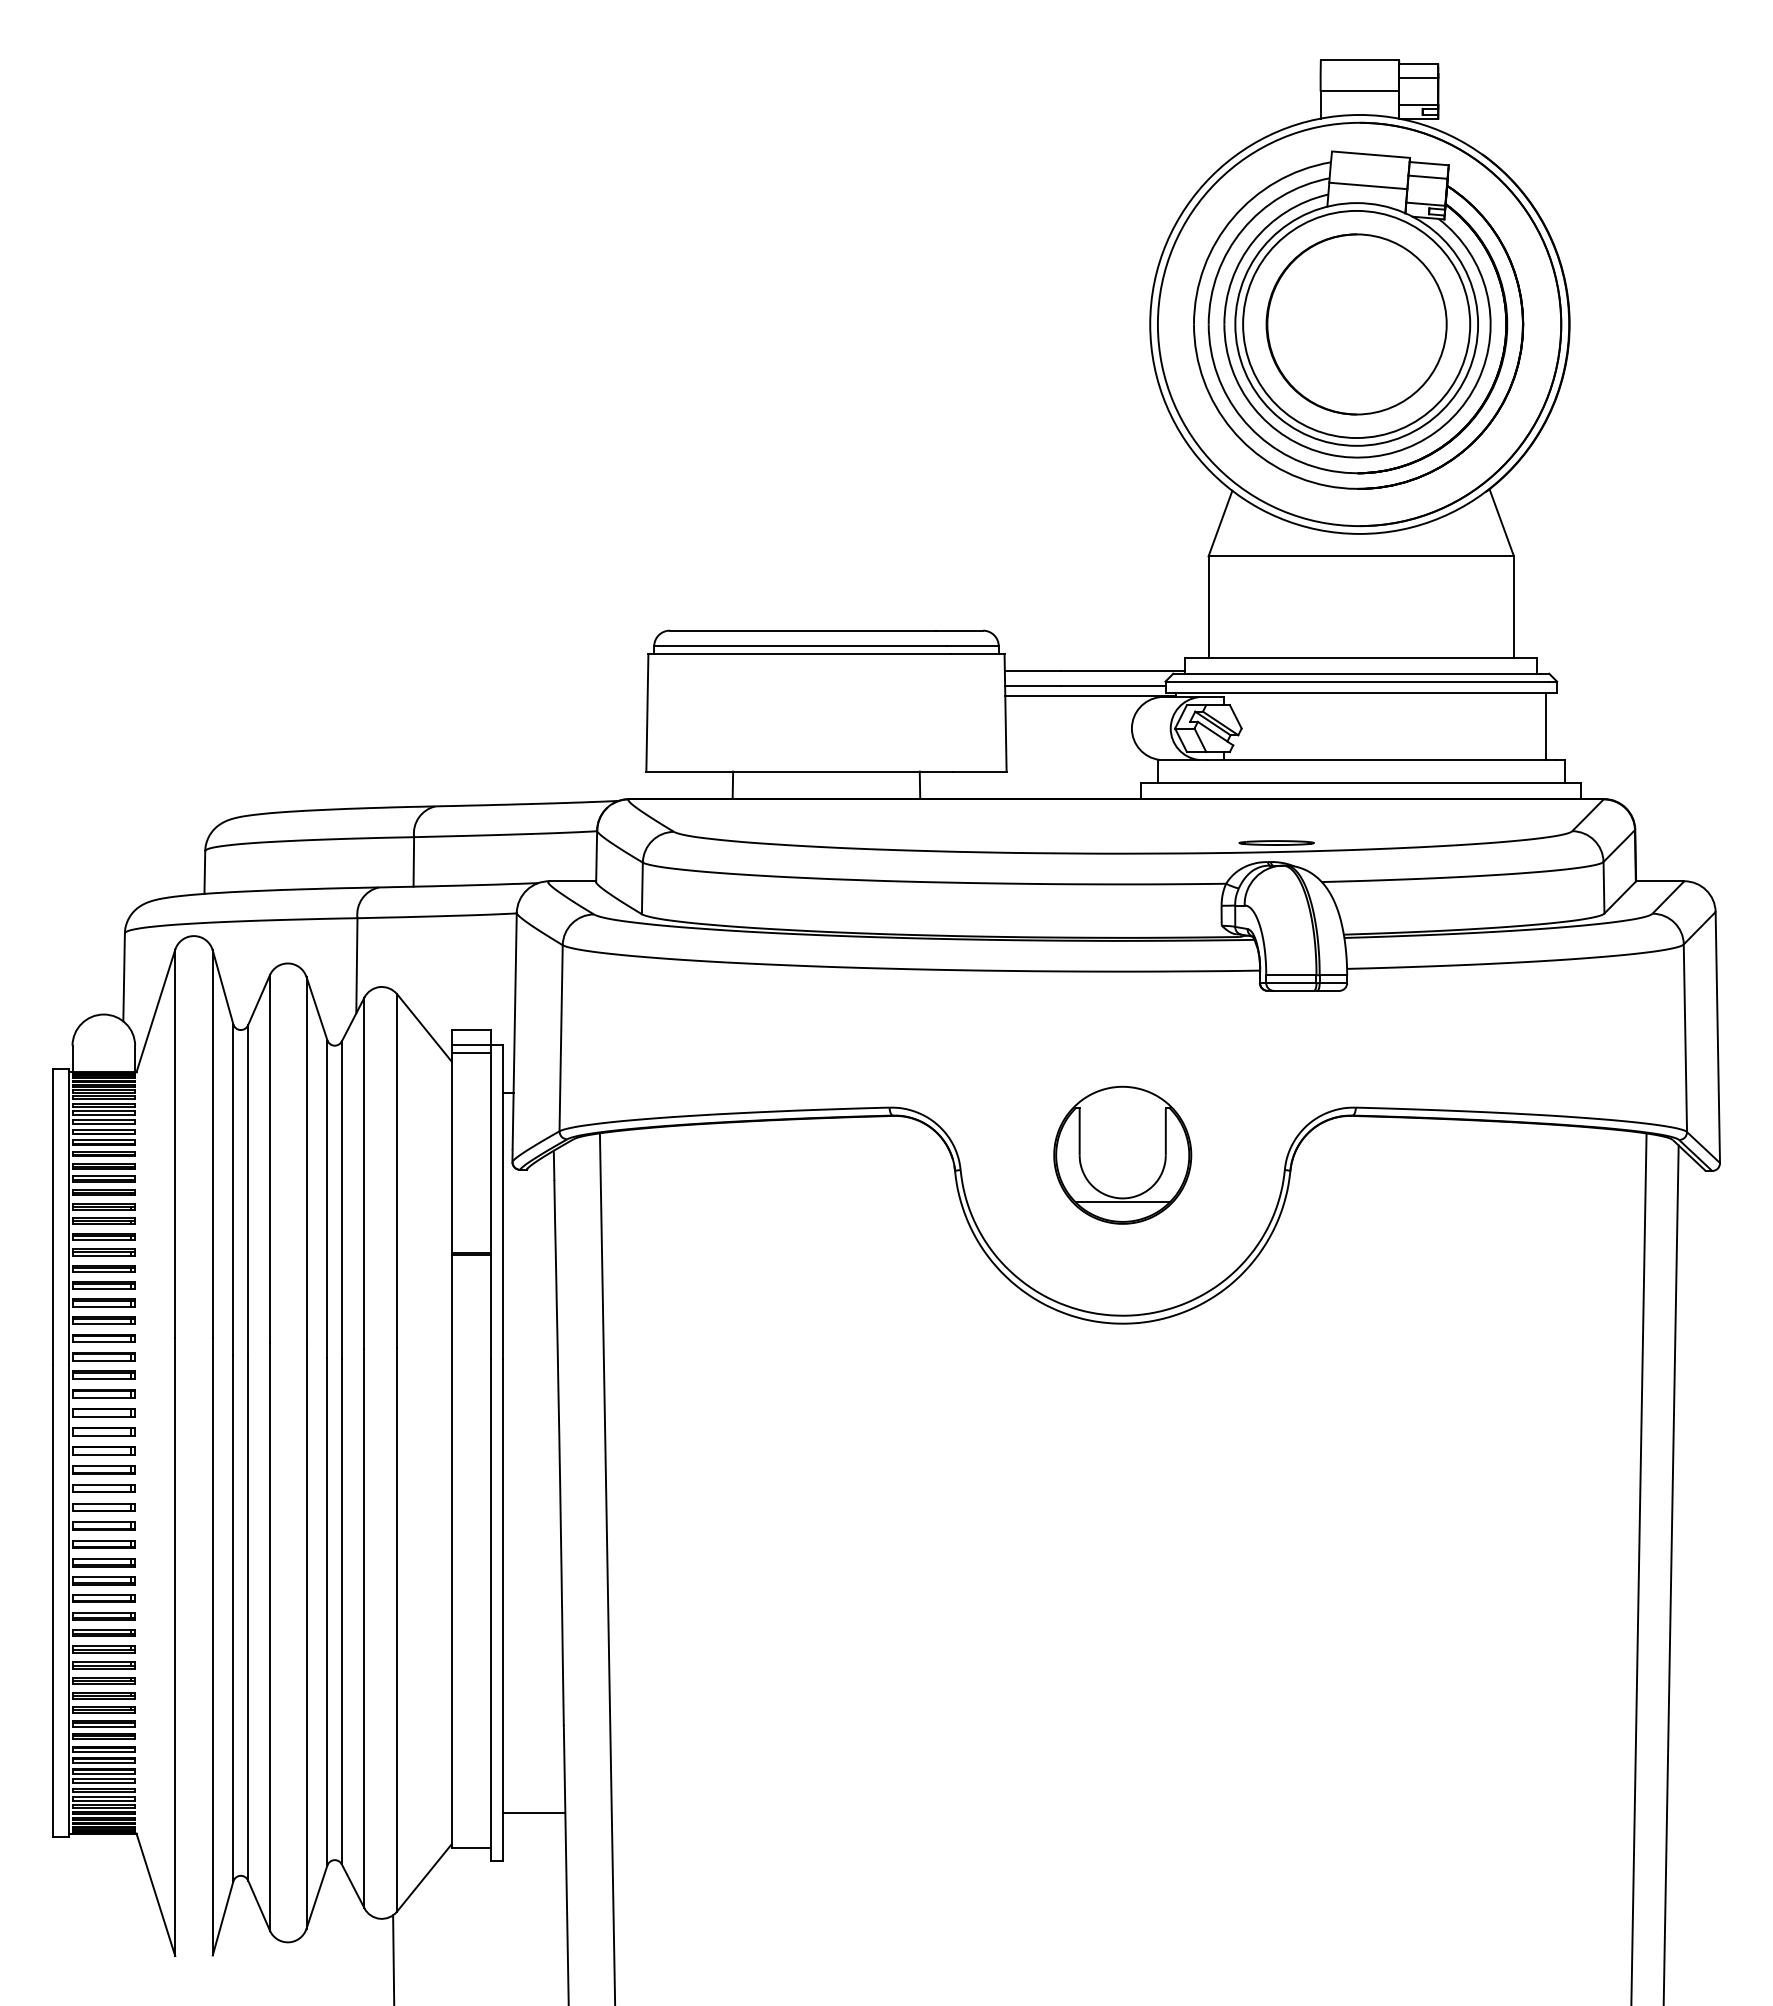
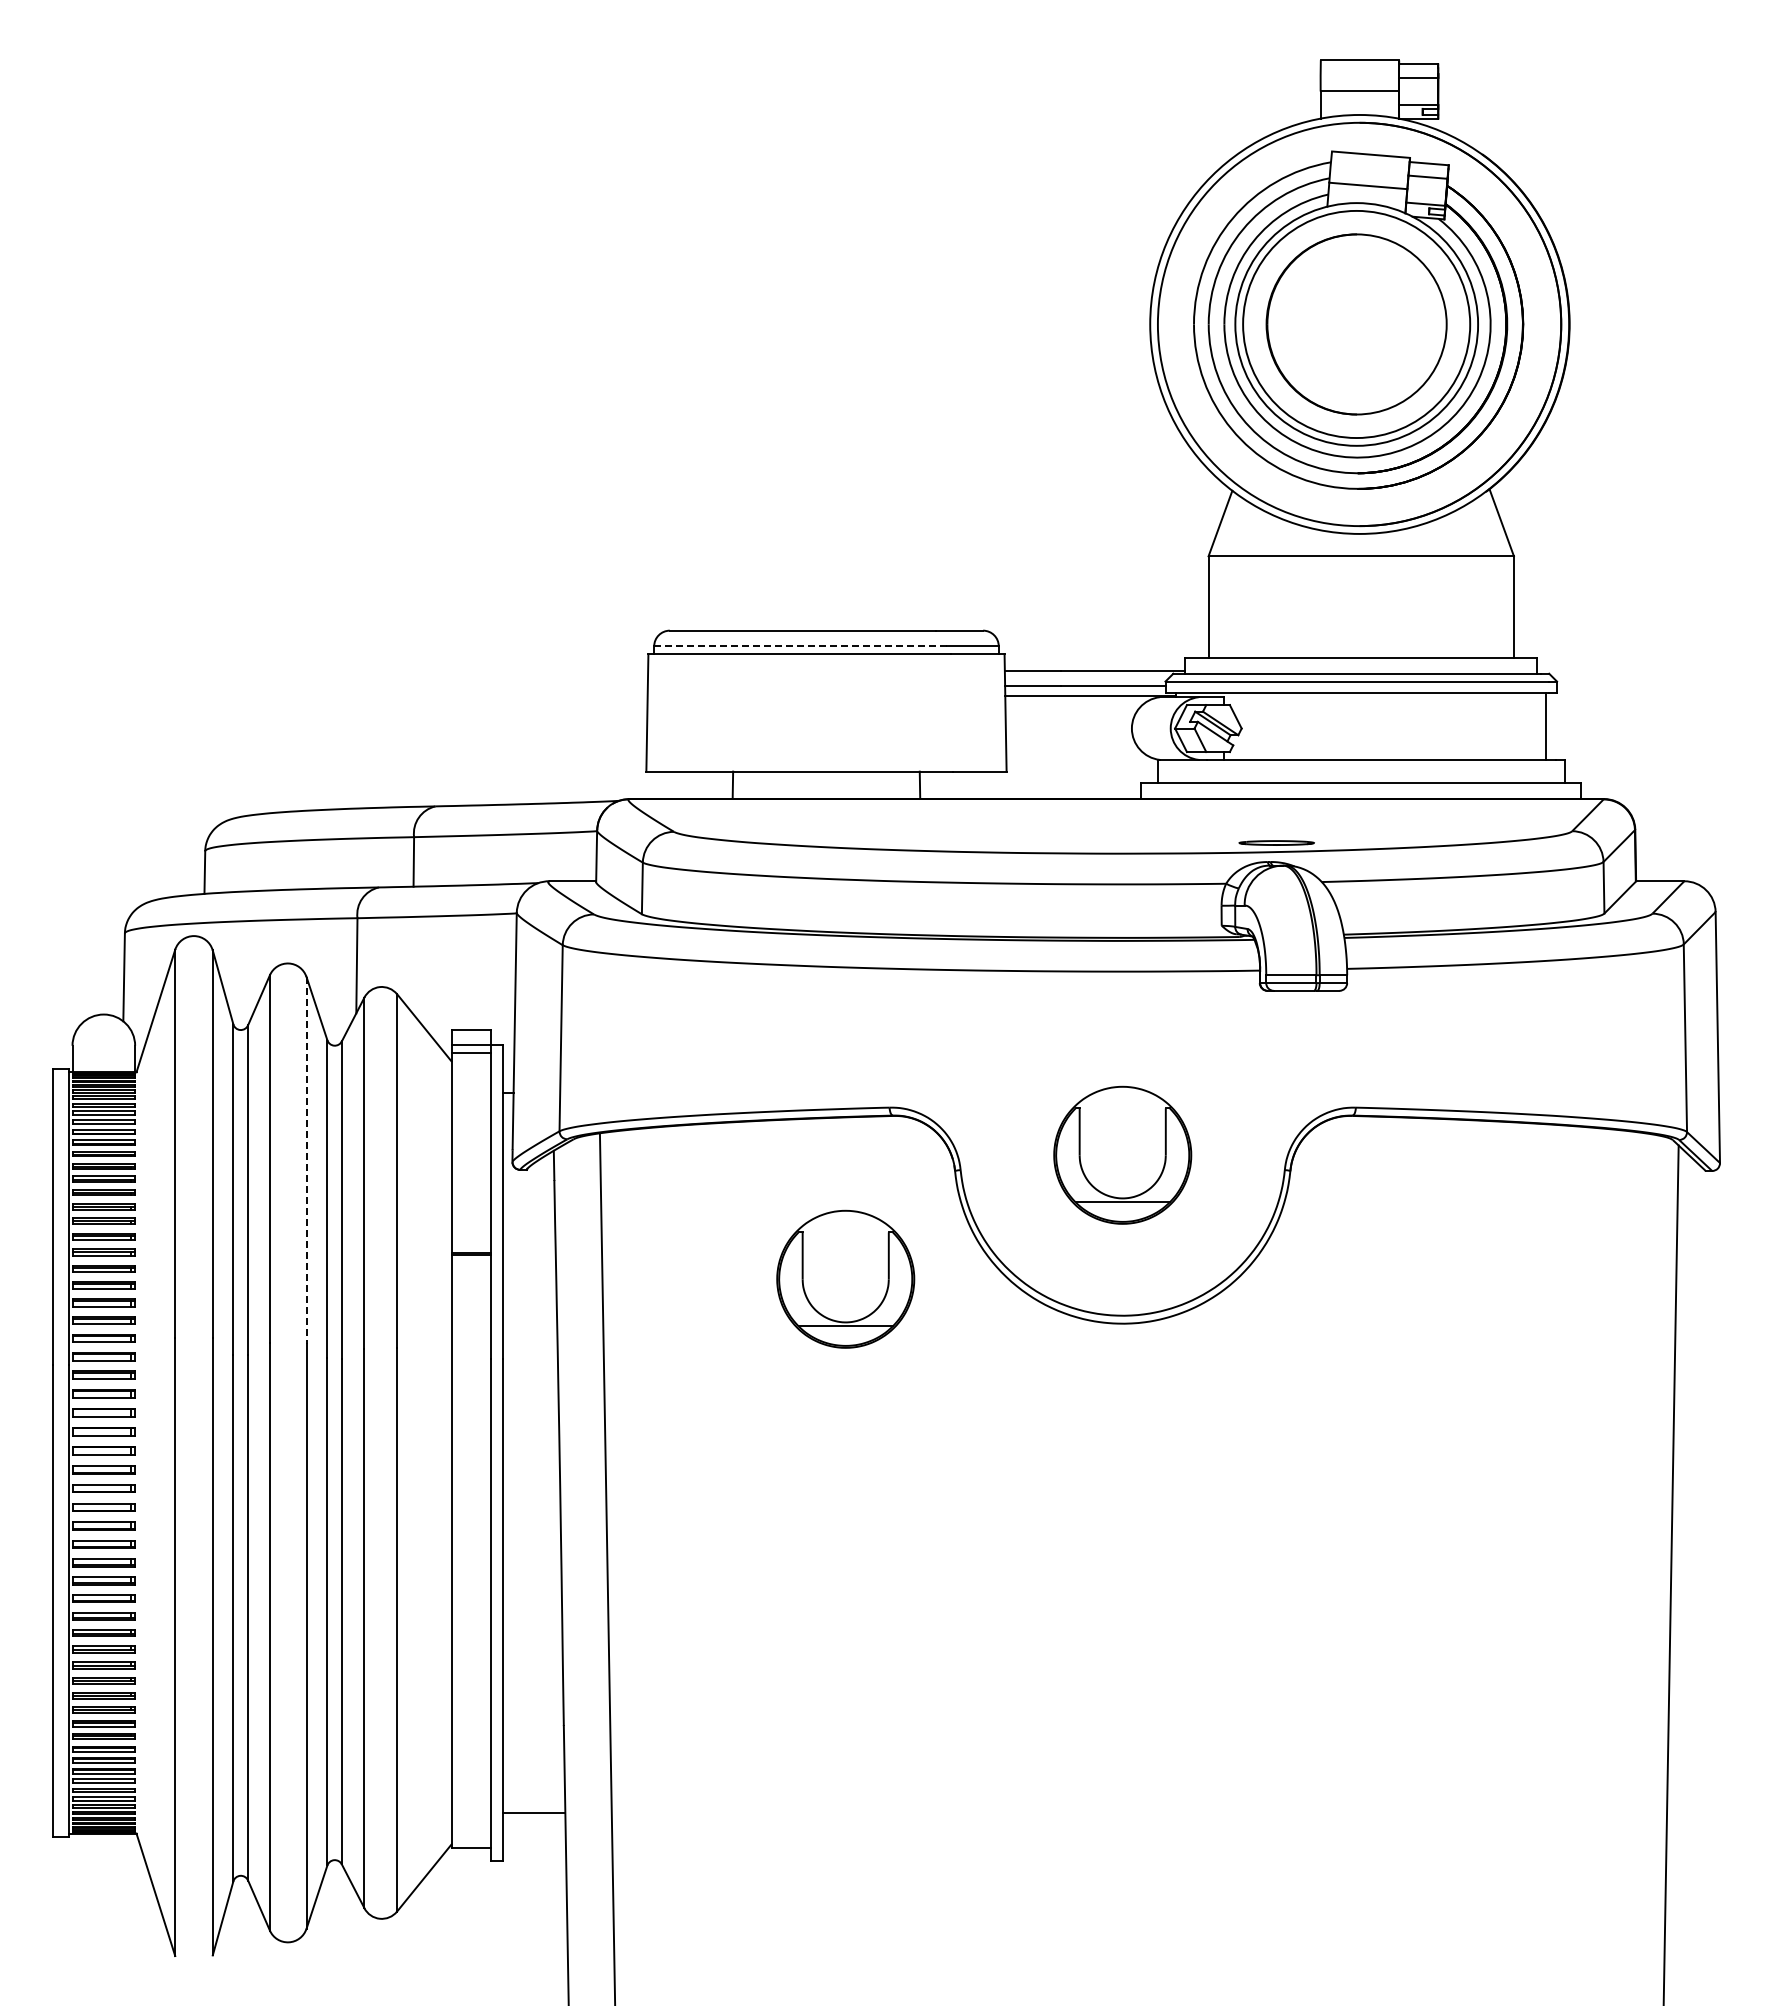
line: solid -> dashed (800, 646)
line: solid -> dashed (306, 1160)
part: none -> present (845, 1278)
line: present -> none (1638, 1567)
line: present -> none (393, 1958)
